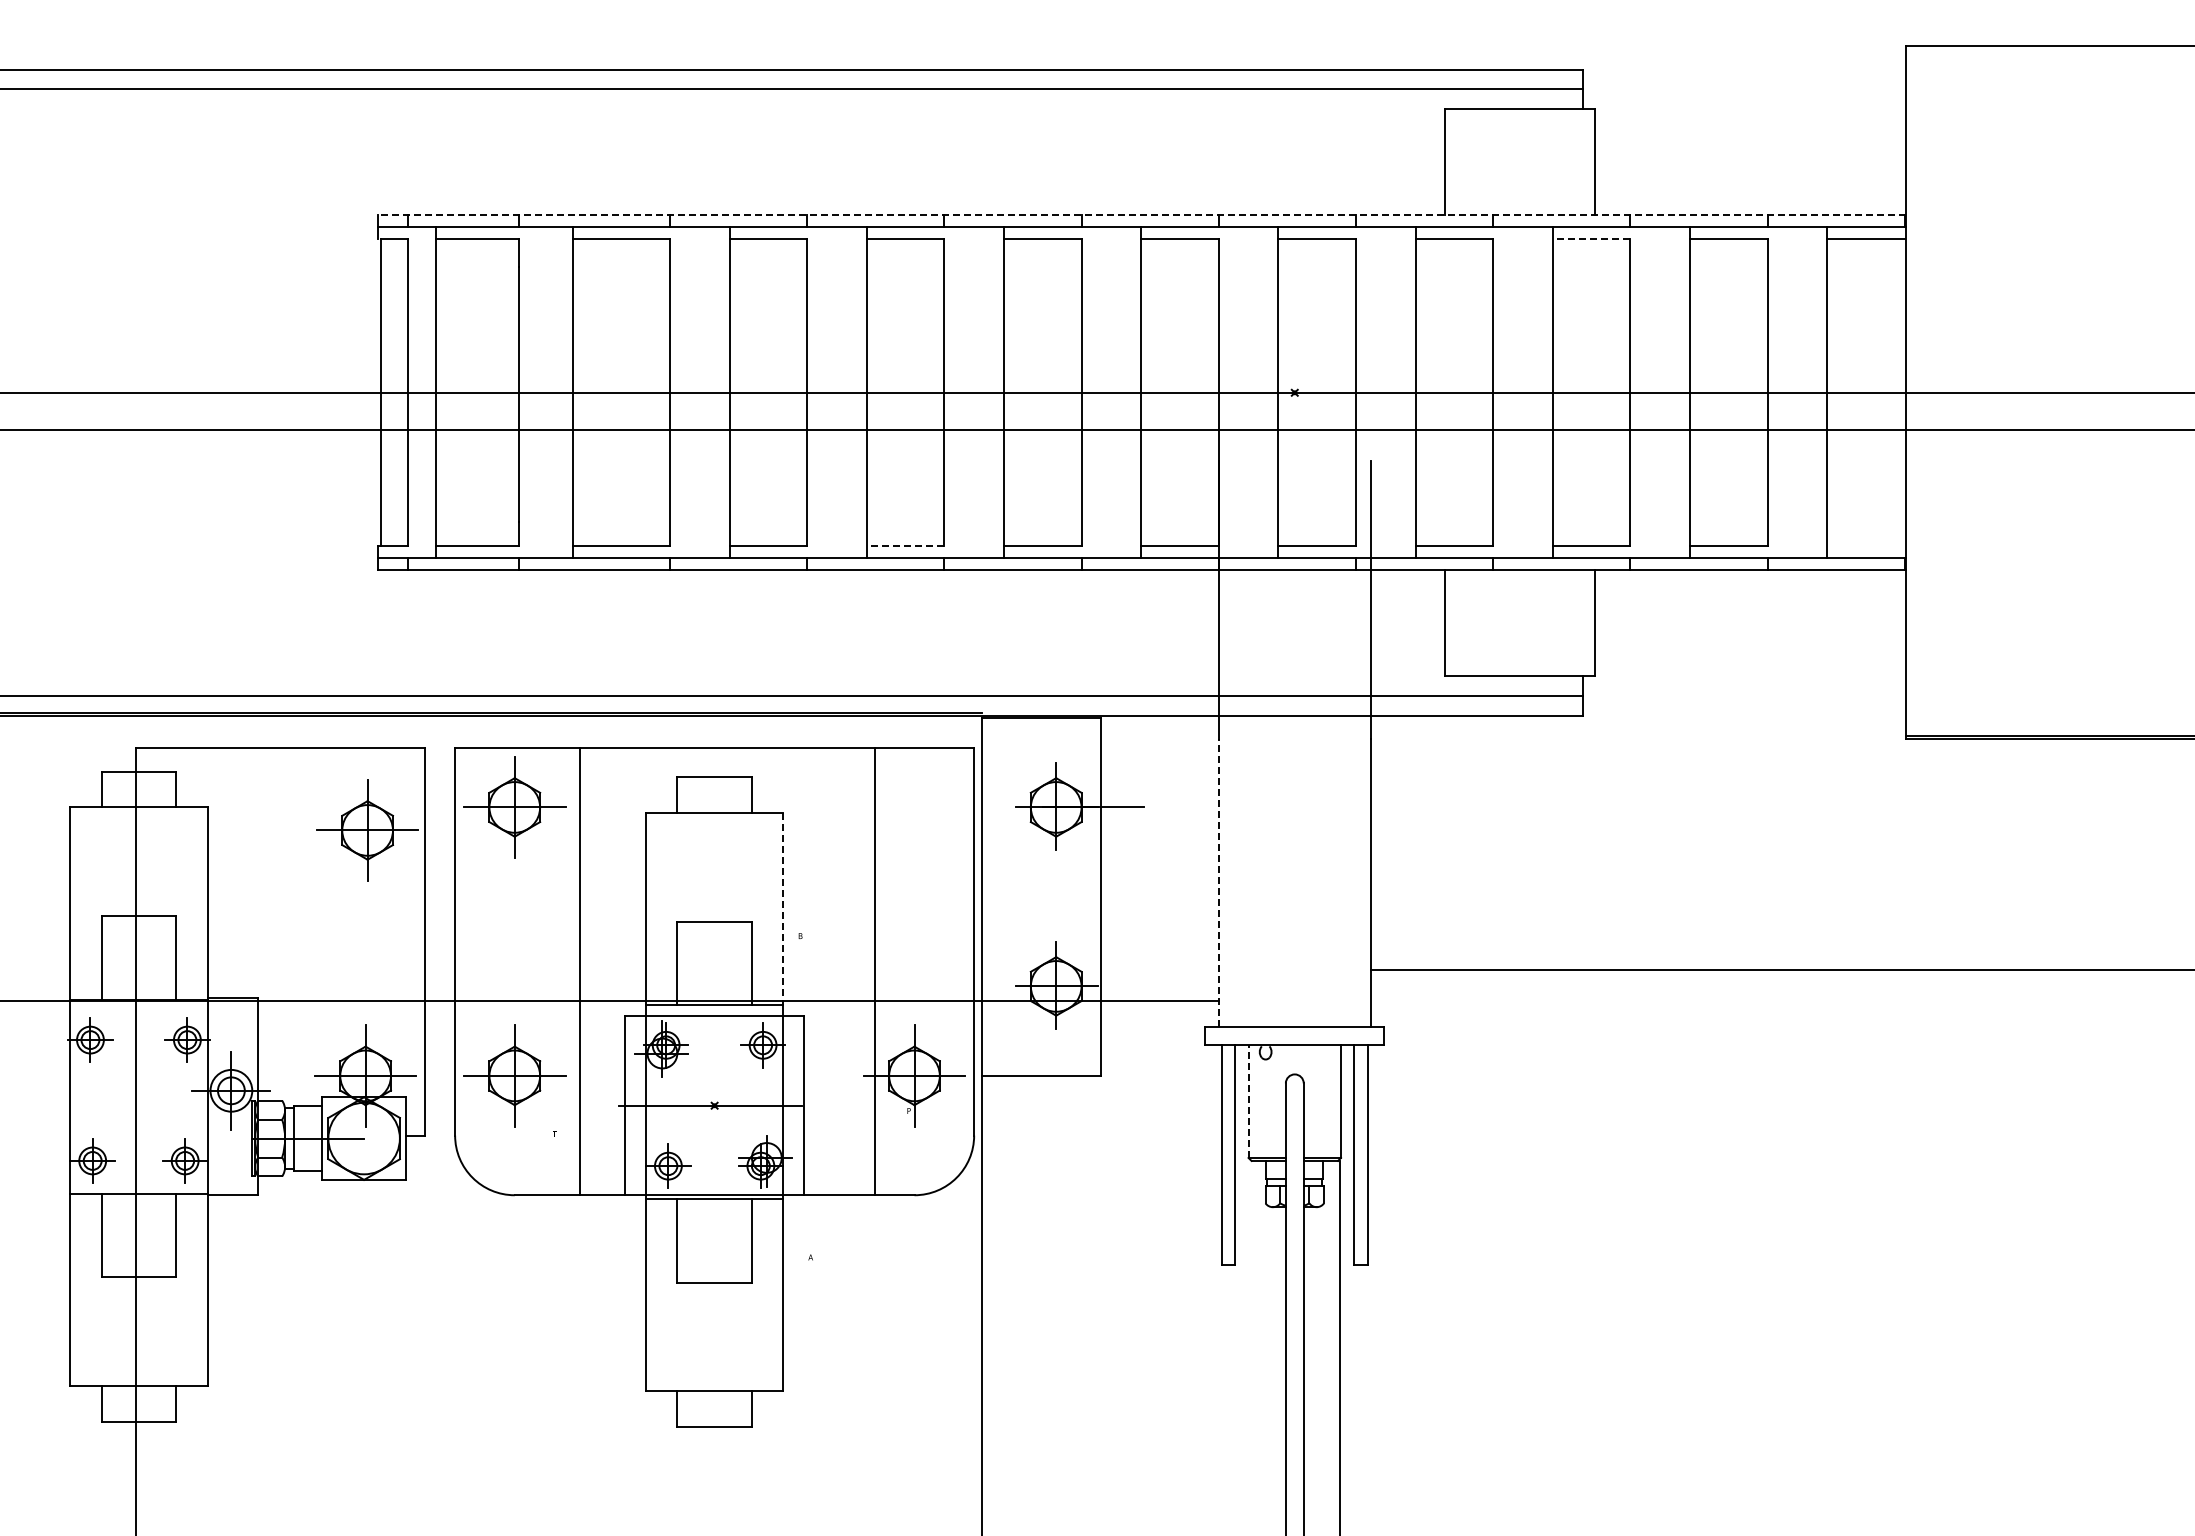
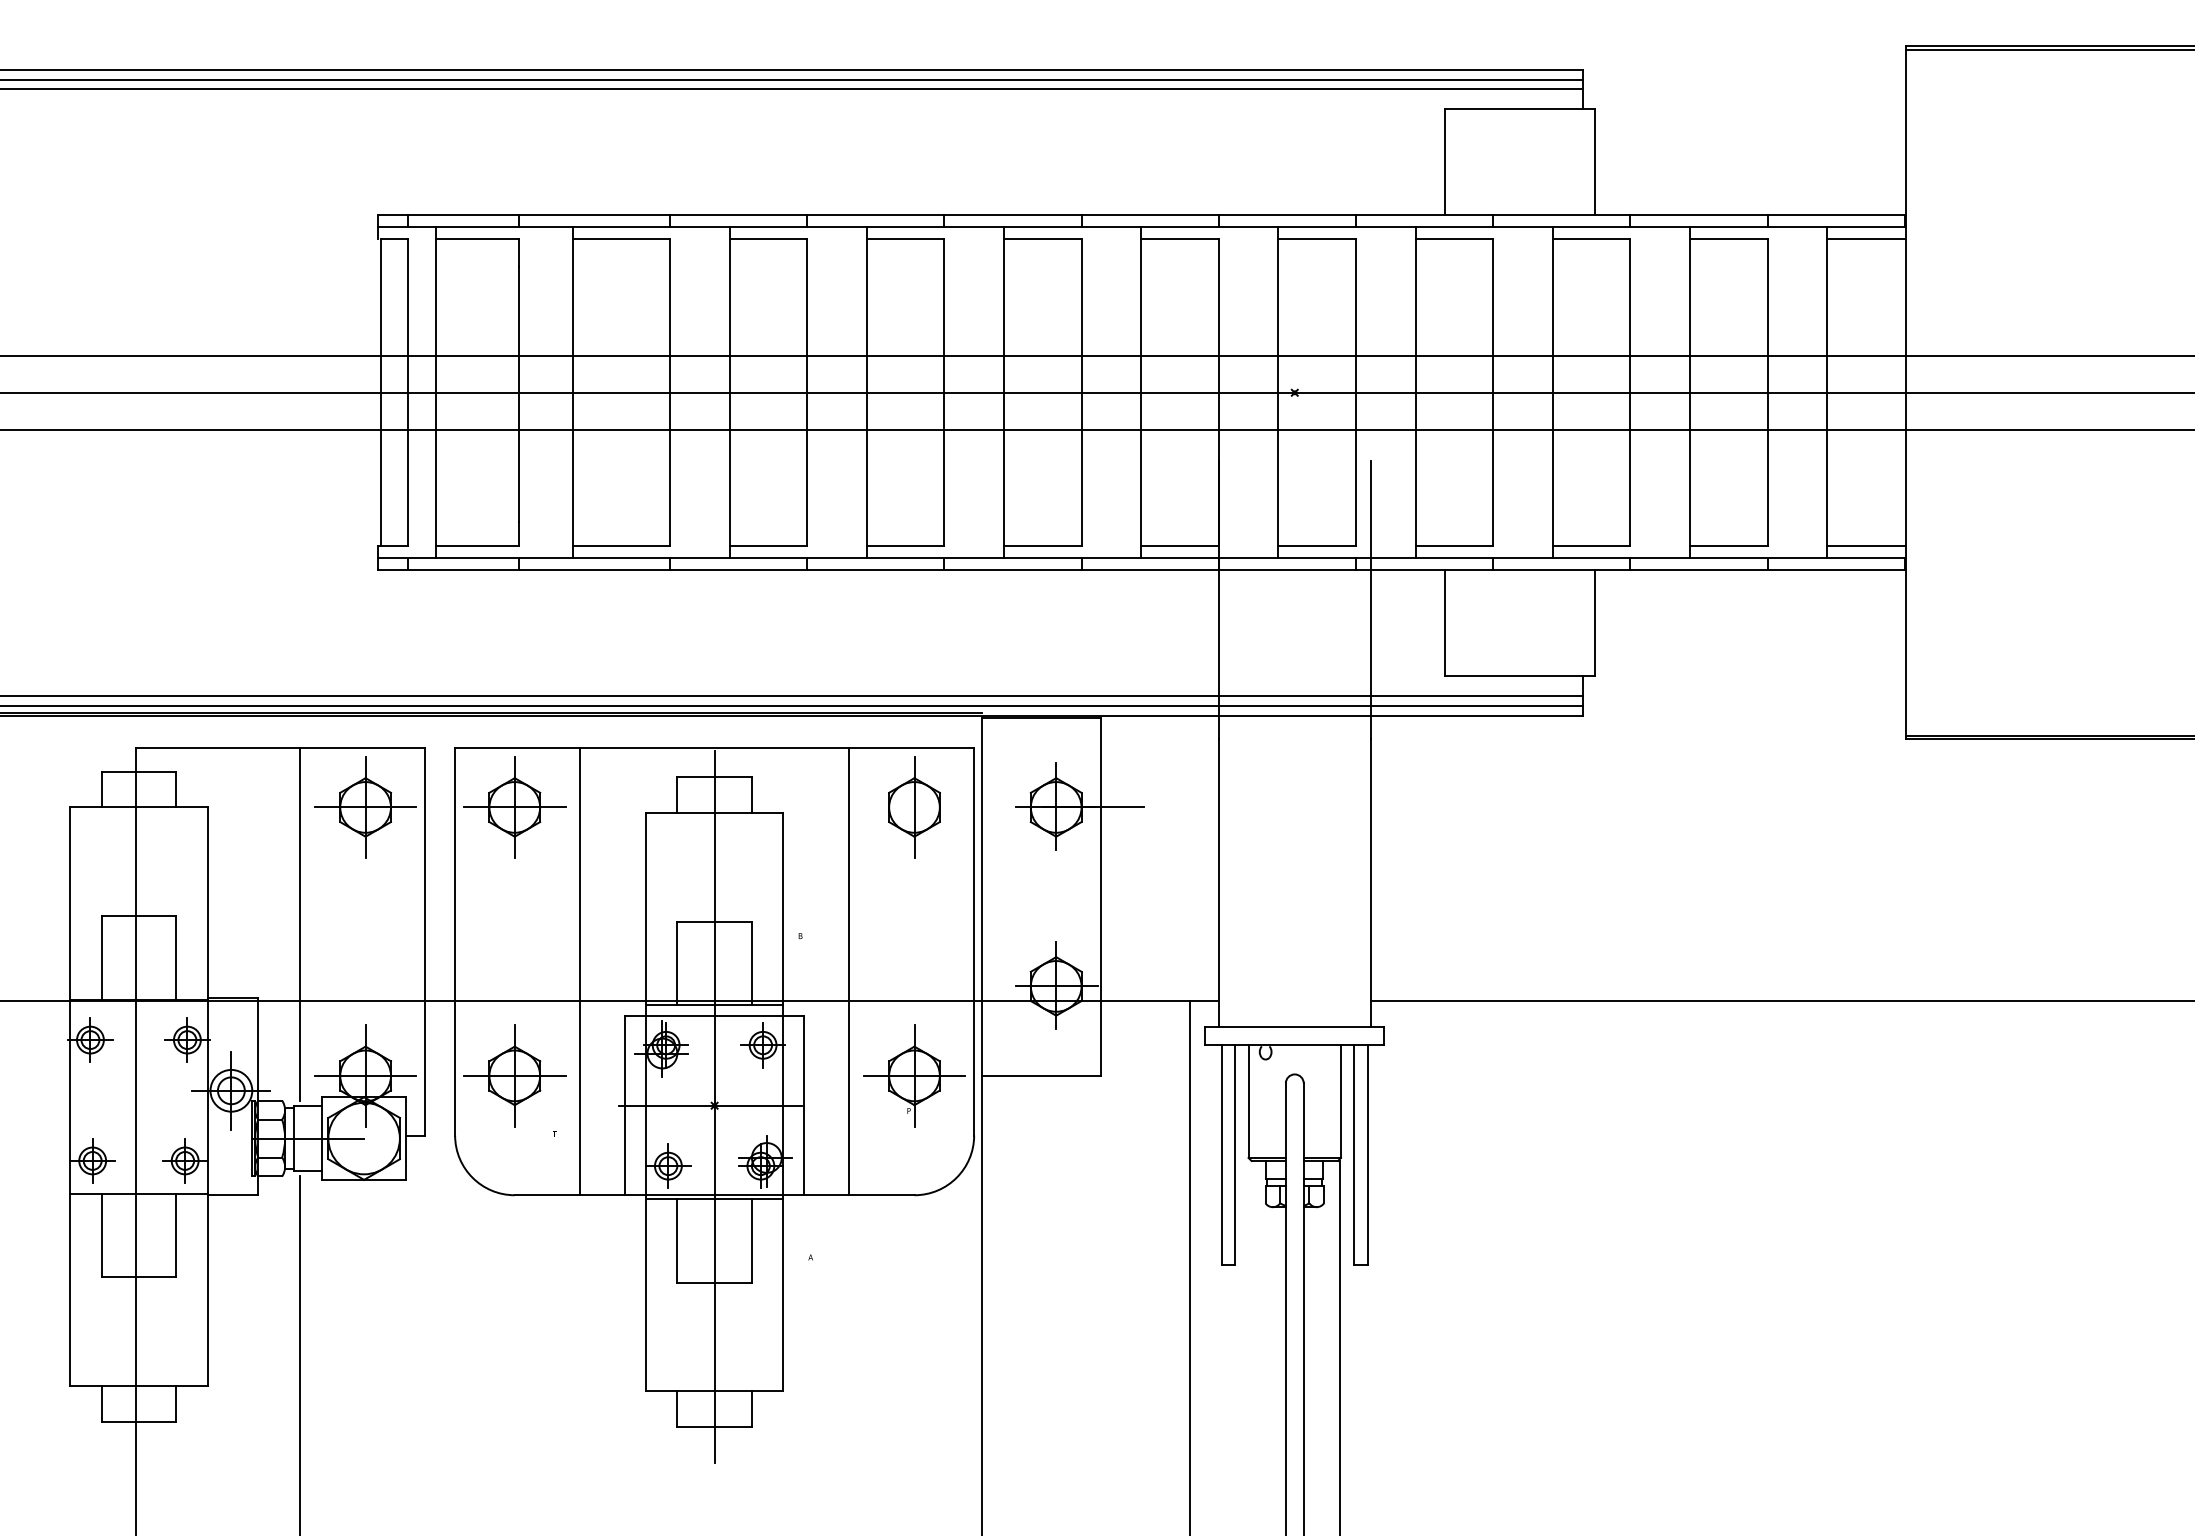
line: none -> present (2048, 49)
line: none -> present (792, 79)
line: dashed -> solid (1141, 215)
line: dashed -> solid (1591, 239)
line: none -> present (1096, 355)
line: dashed -> solid (905, 546)
line: none -> present (1865, 546)
line: none -> present (792, 706)
part: none -> present (914, 807)
part position: (367, 830) -> (365, 807) (365, 807)
line: dashed -> solid (1219, 883)
line: dashed -> solid (783, 909)
line: none -> present (300, 923)
line position: (1780, 970) -> (1780, 1001) (1780, 1001)
line position: (874, 971) -> (848, 971) (848, 971)
line: dashed -> solid (1248, 1101)
line: none -> present (714, 1107)
line: none -> present (1190, 1266)
line: none -> present (300, 1354)
